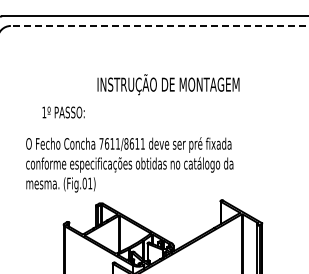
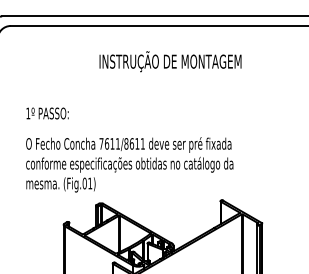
line: dashed -> solid (159, 25)
text position: (168, 84) -> (170, 61) (170, 61)
text position: (63, 112) -> (47, 113) (47, 113)
